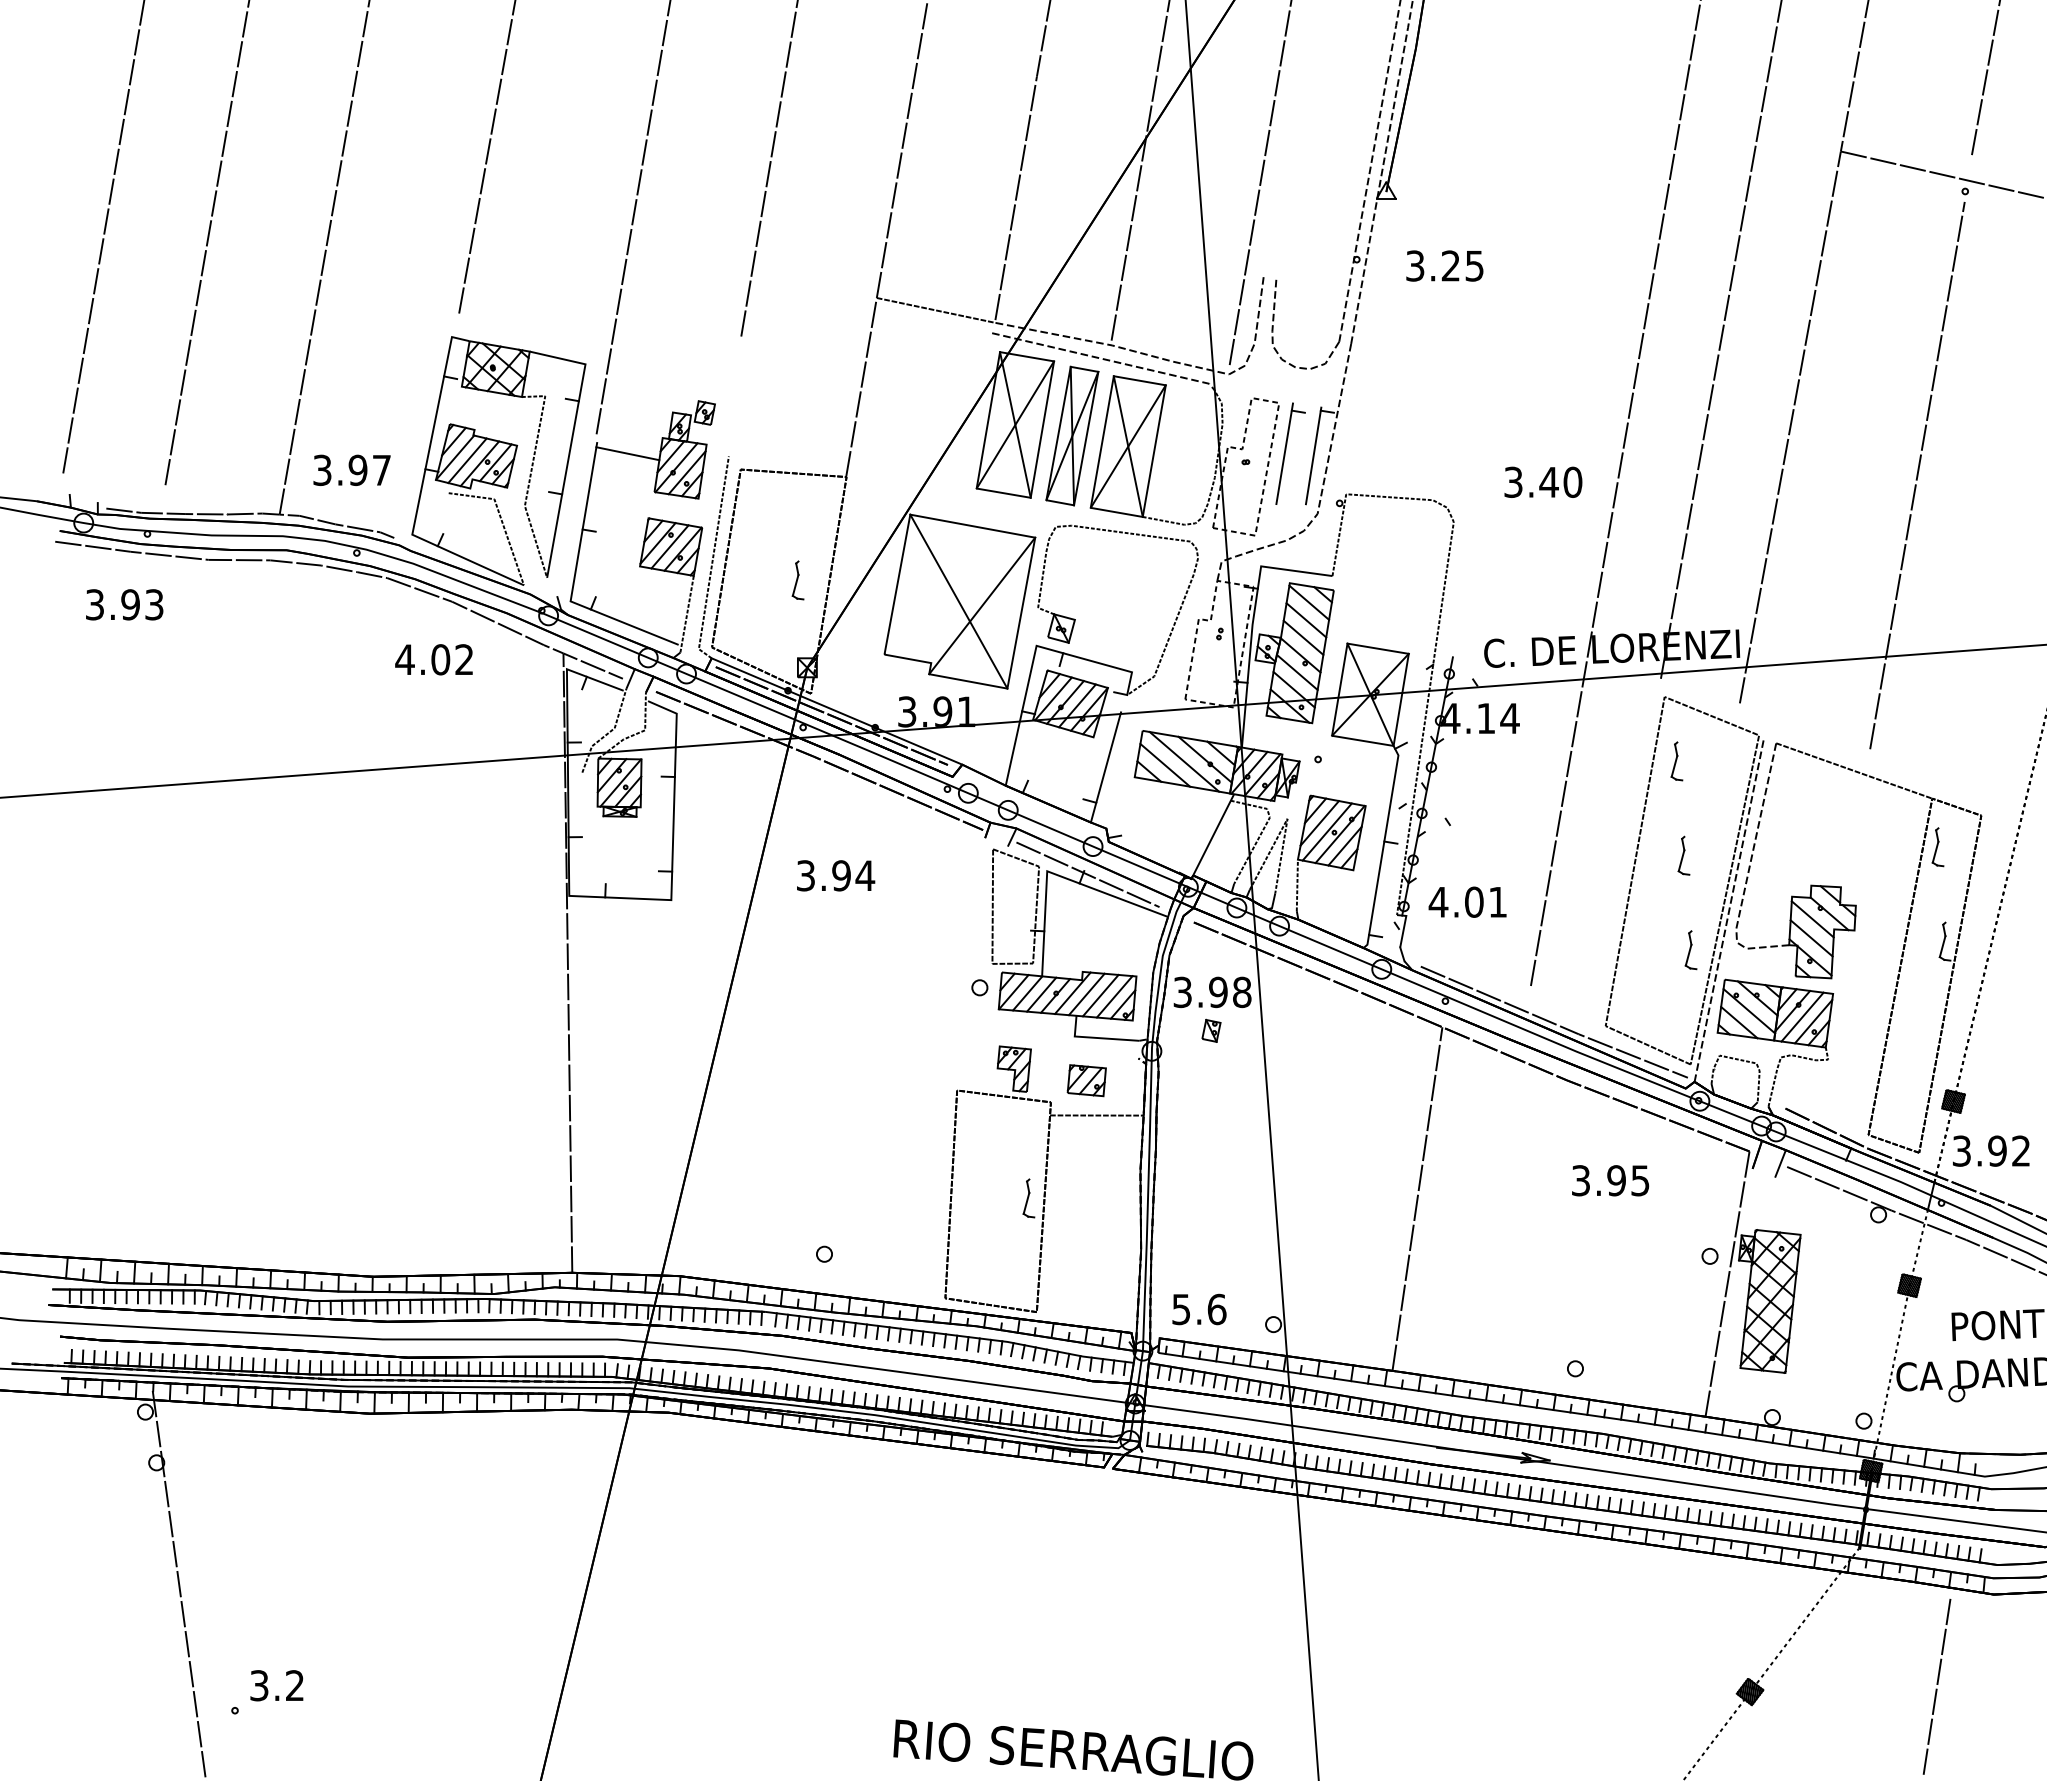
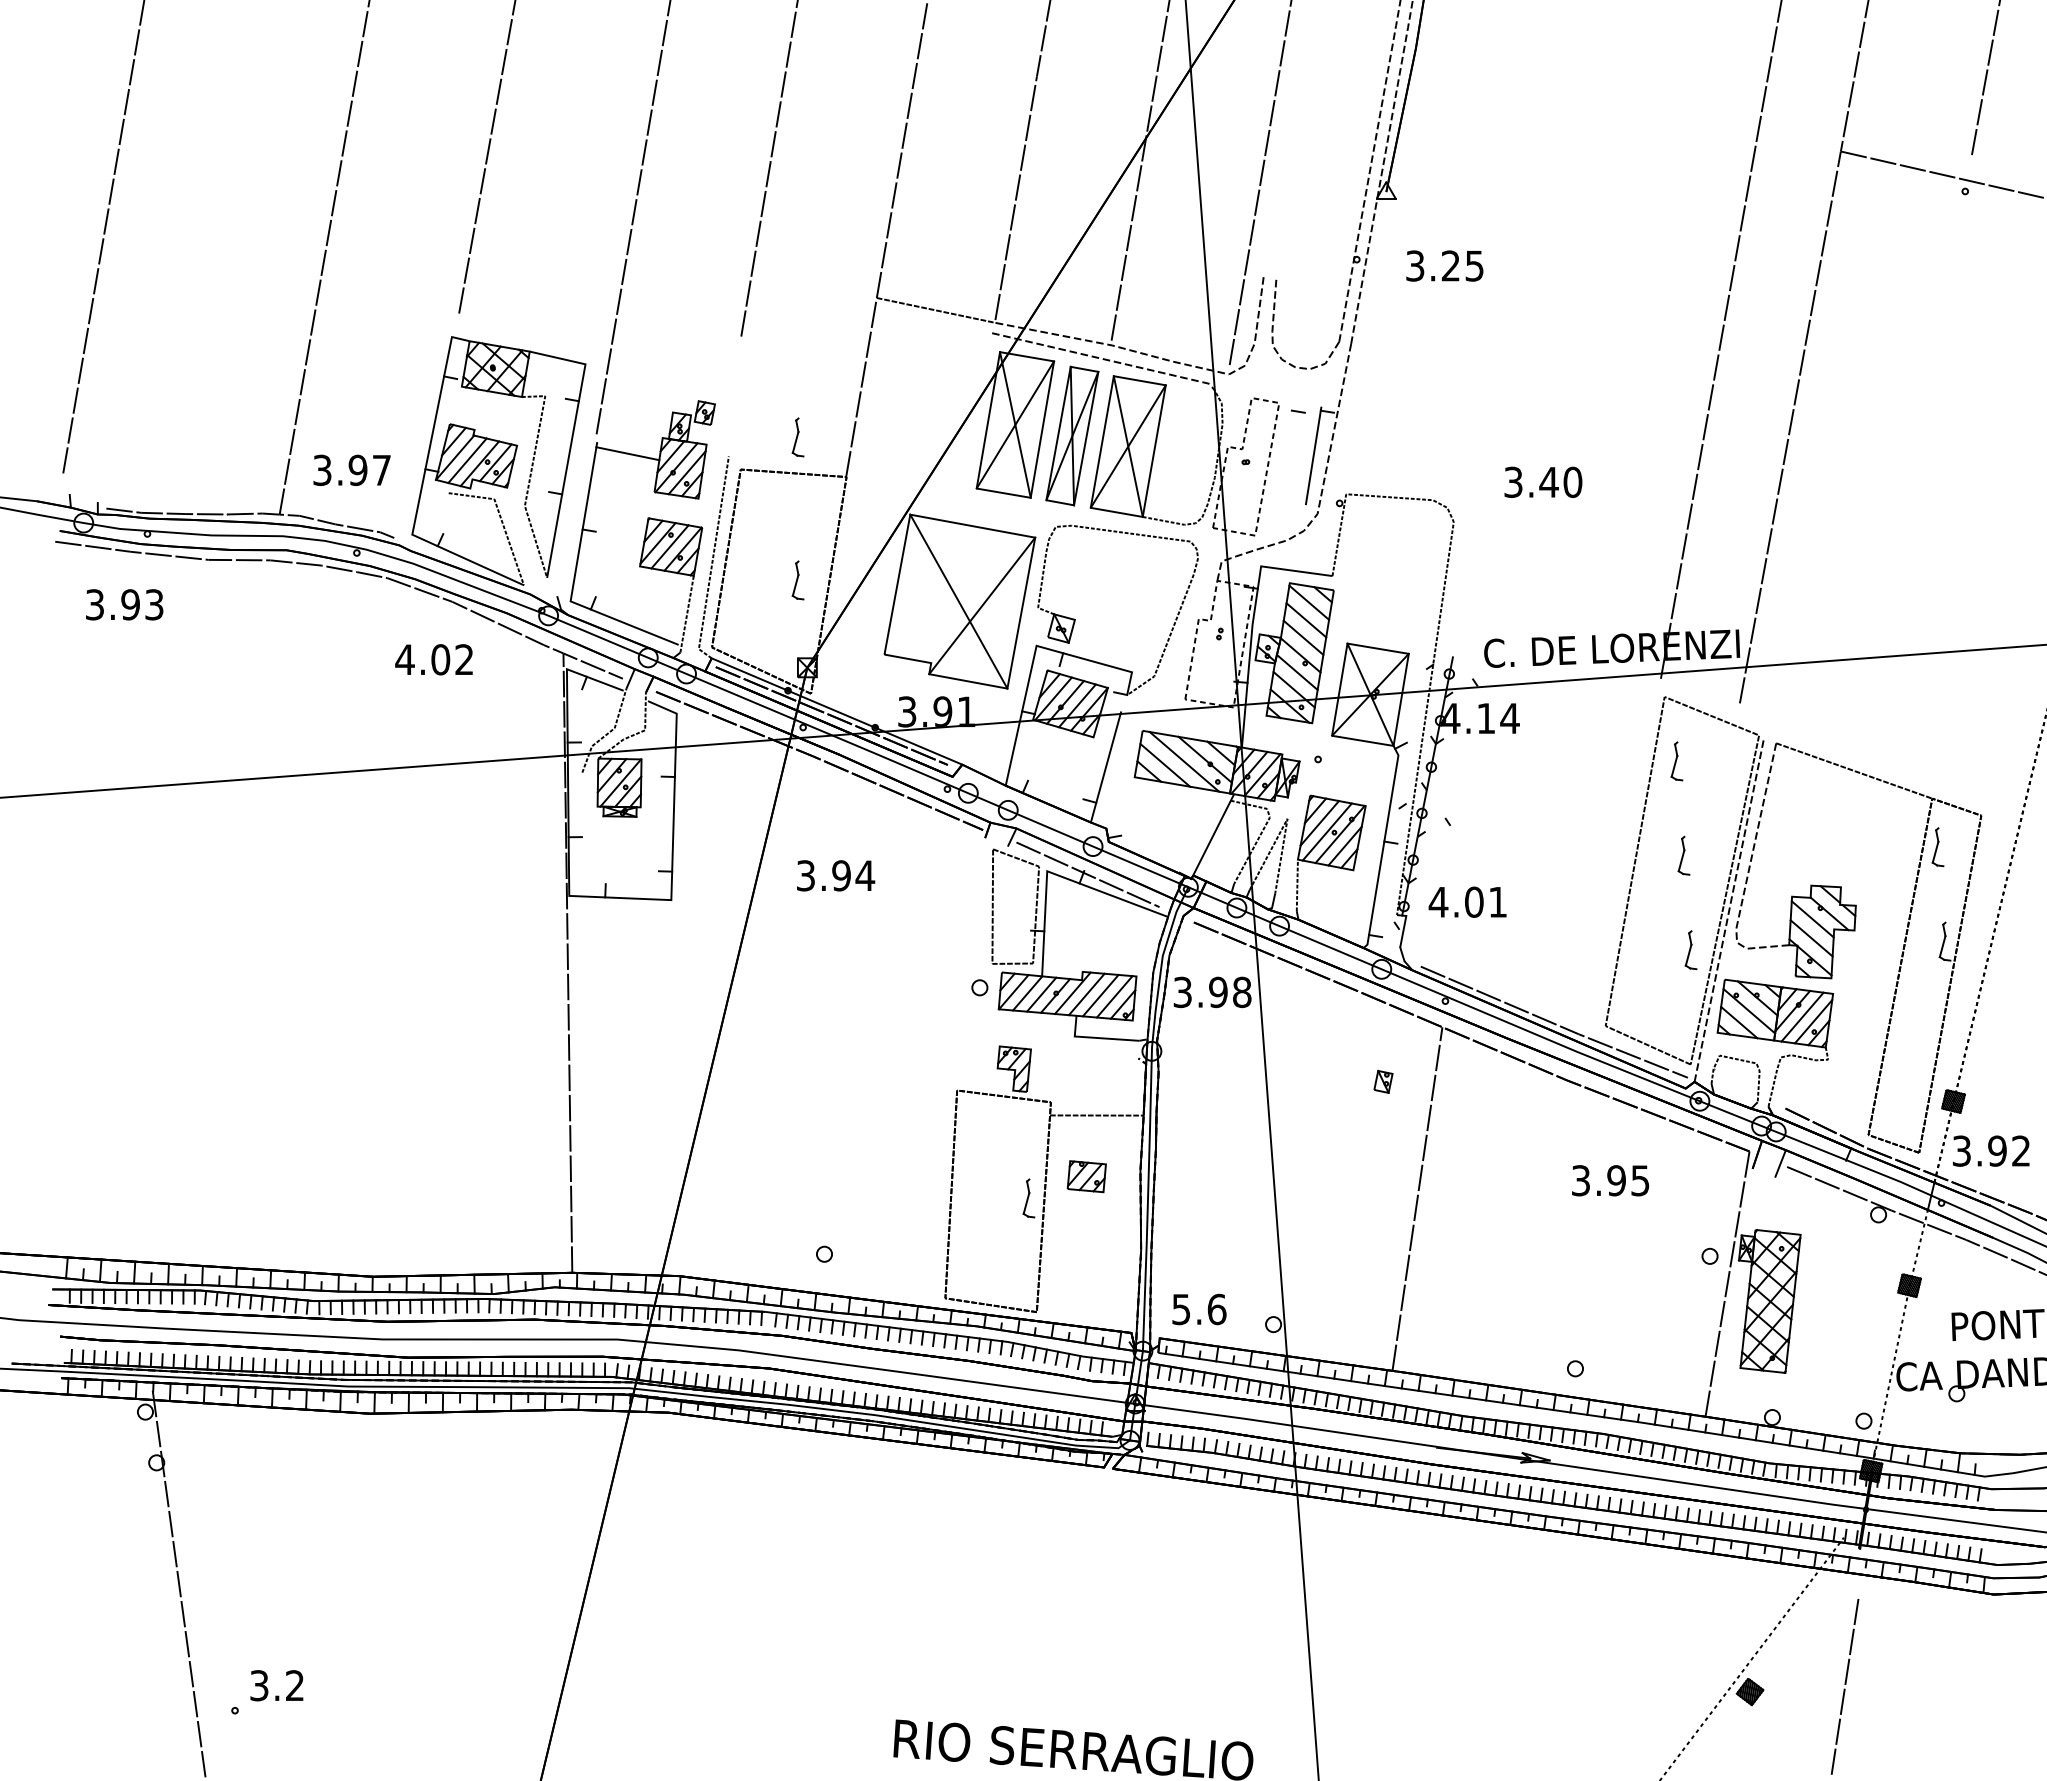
line: present -> none (206, 243)
part: none -> present (797, 437)
line: present -> none (1284, 453)
line: present -> none (1917, 475)
line: present -> none (1615, 493)
part position: (1211, 1030) -> (1383, 1081) (1383, 1081)
part position: (1086, 1080) -> (1086, 1176) (1086, 1176)
line position: (1771, 1662) -> (1752, 1657) (1752, 1657)
line position: (1936, 1684) -> (1844, 1684) (1844, 1684)
